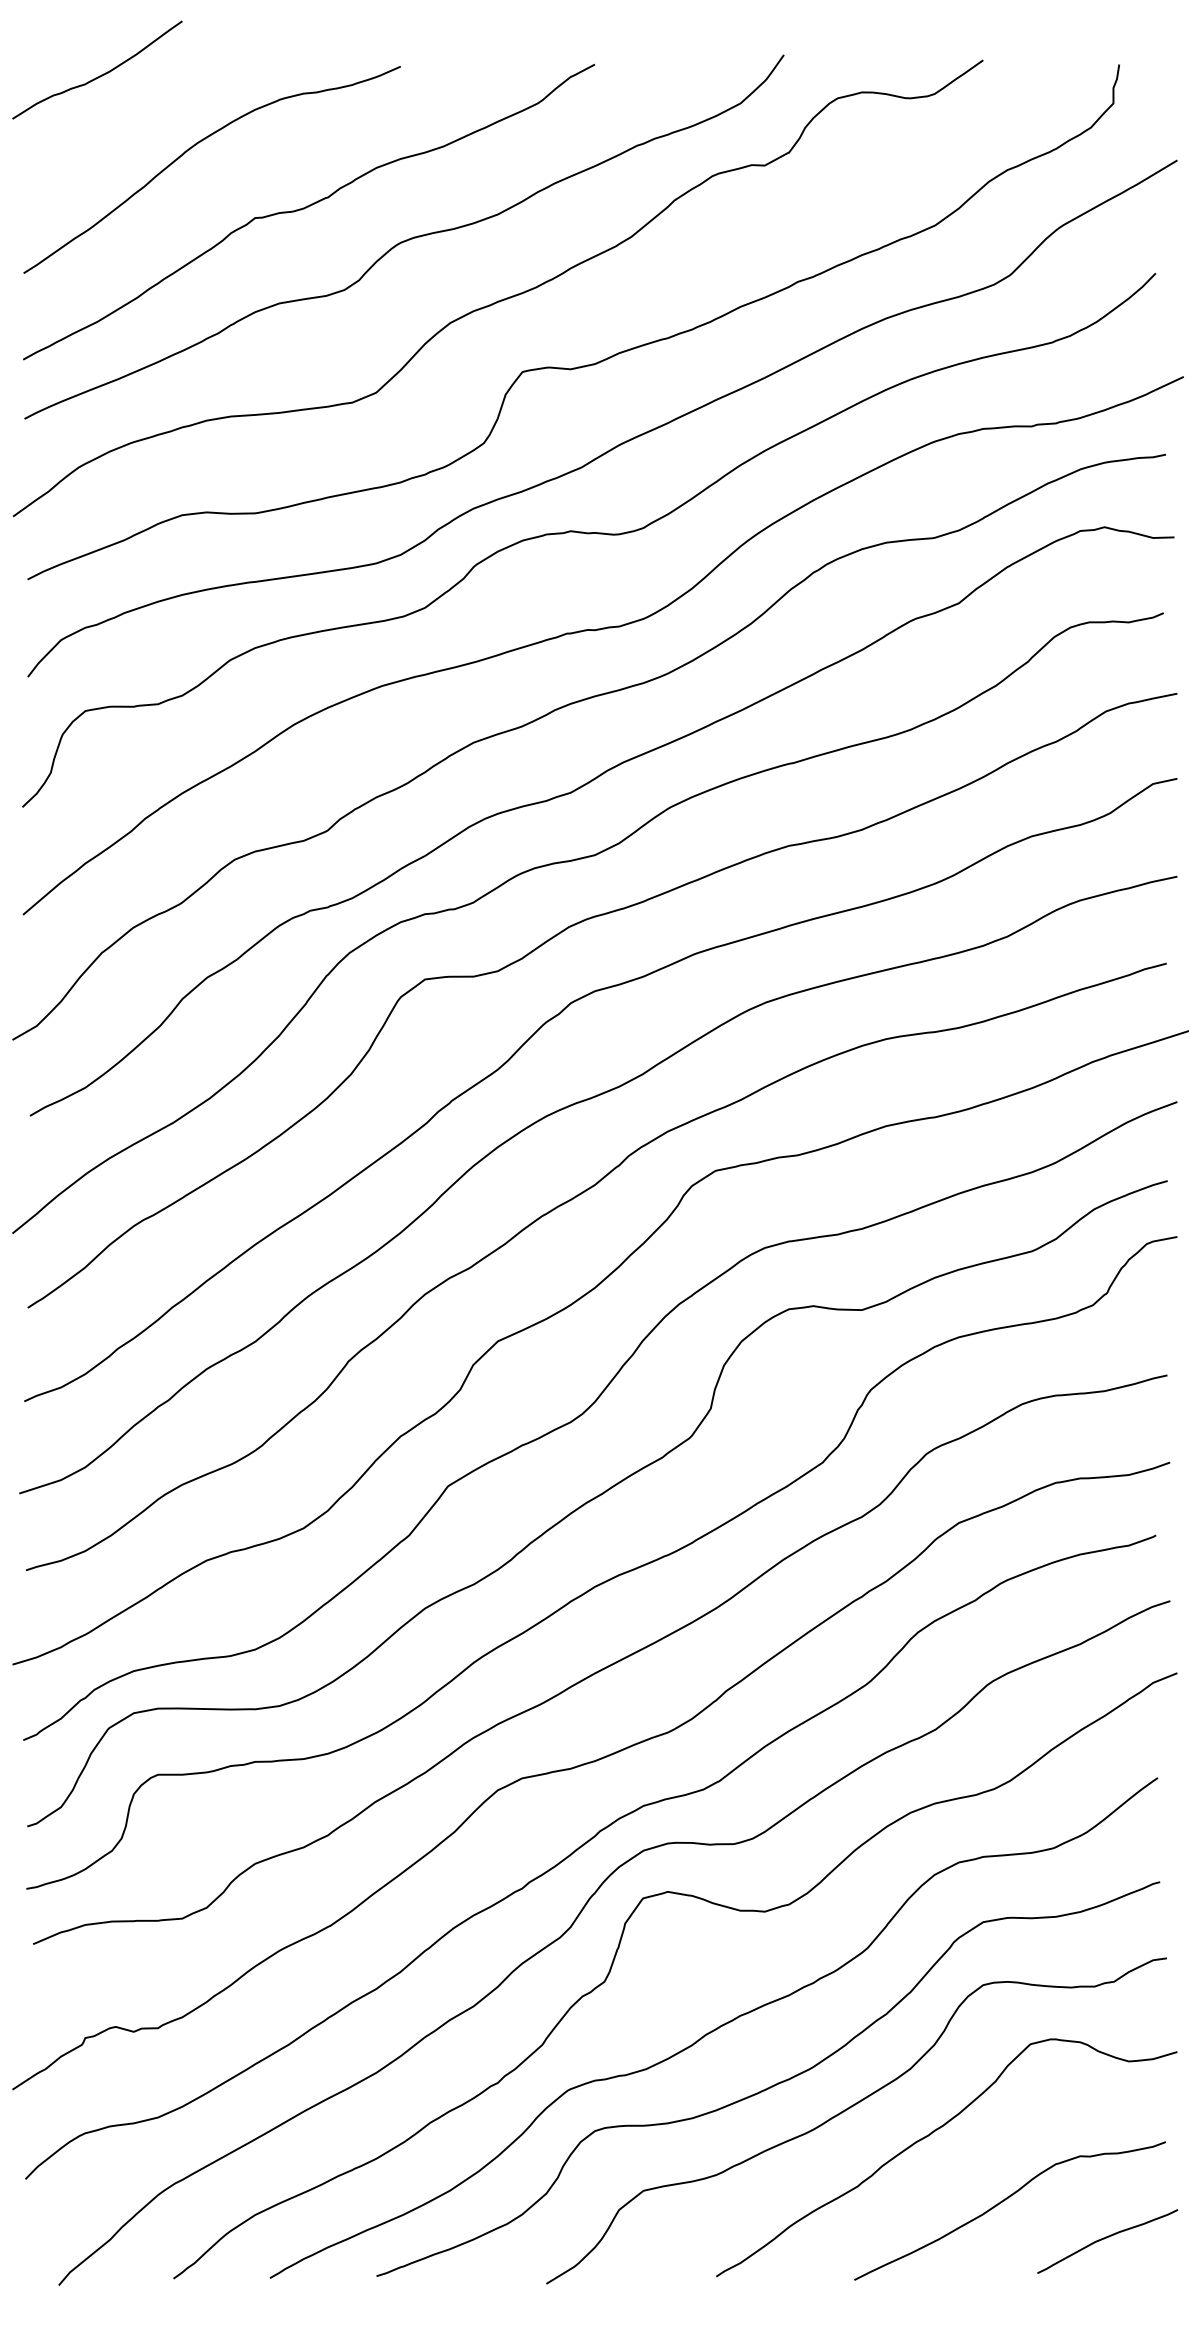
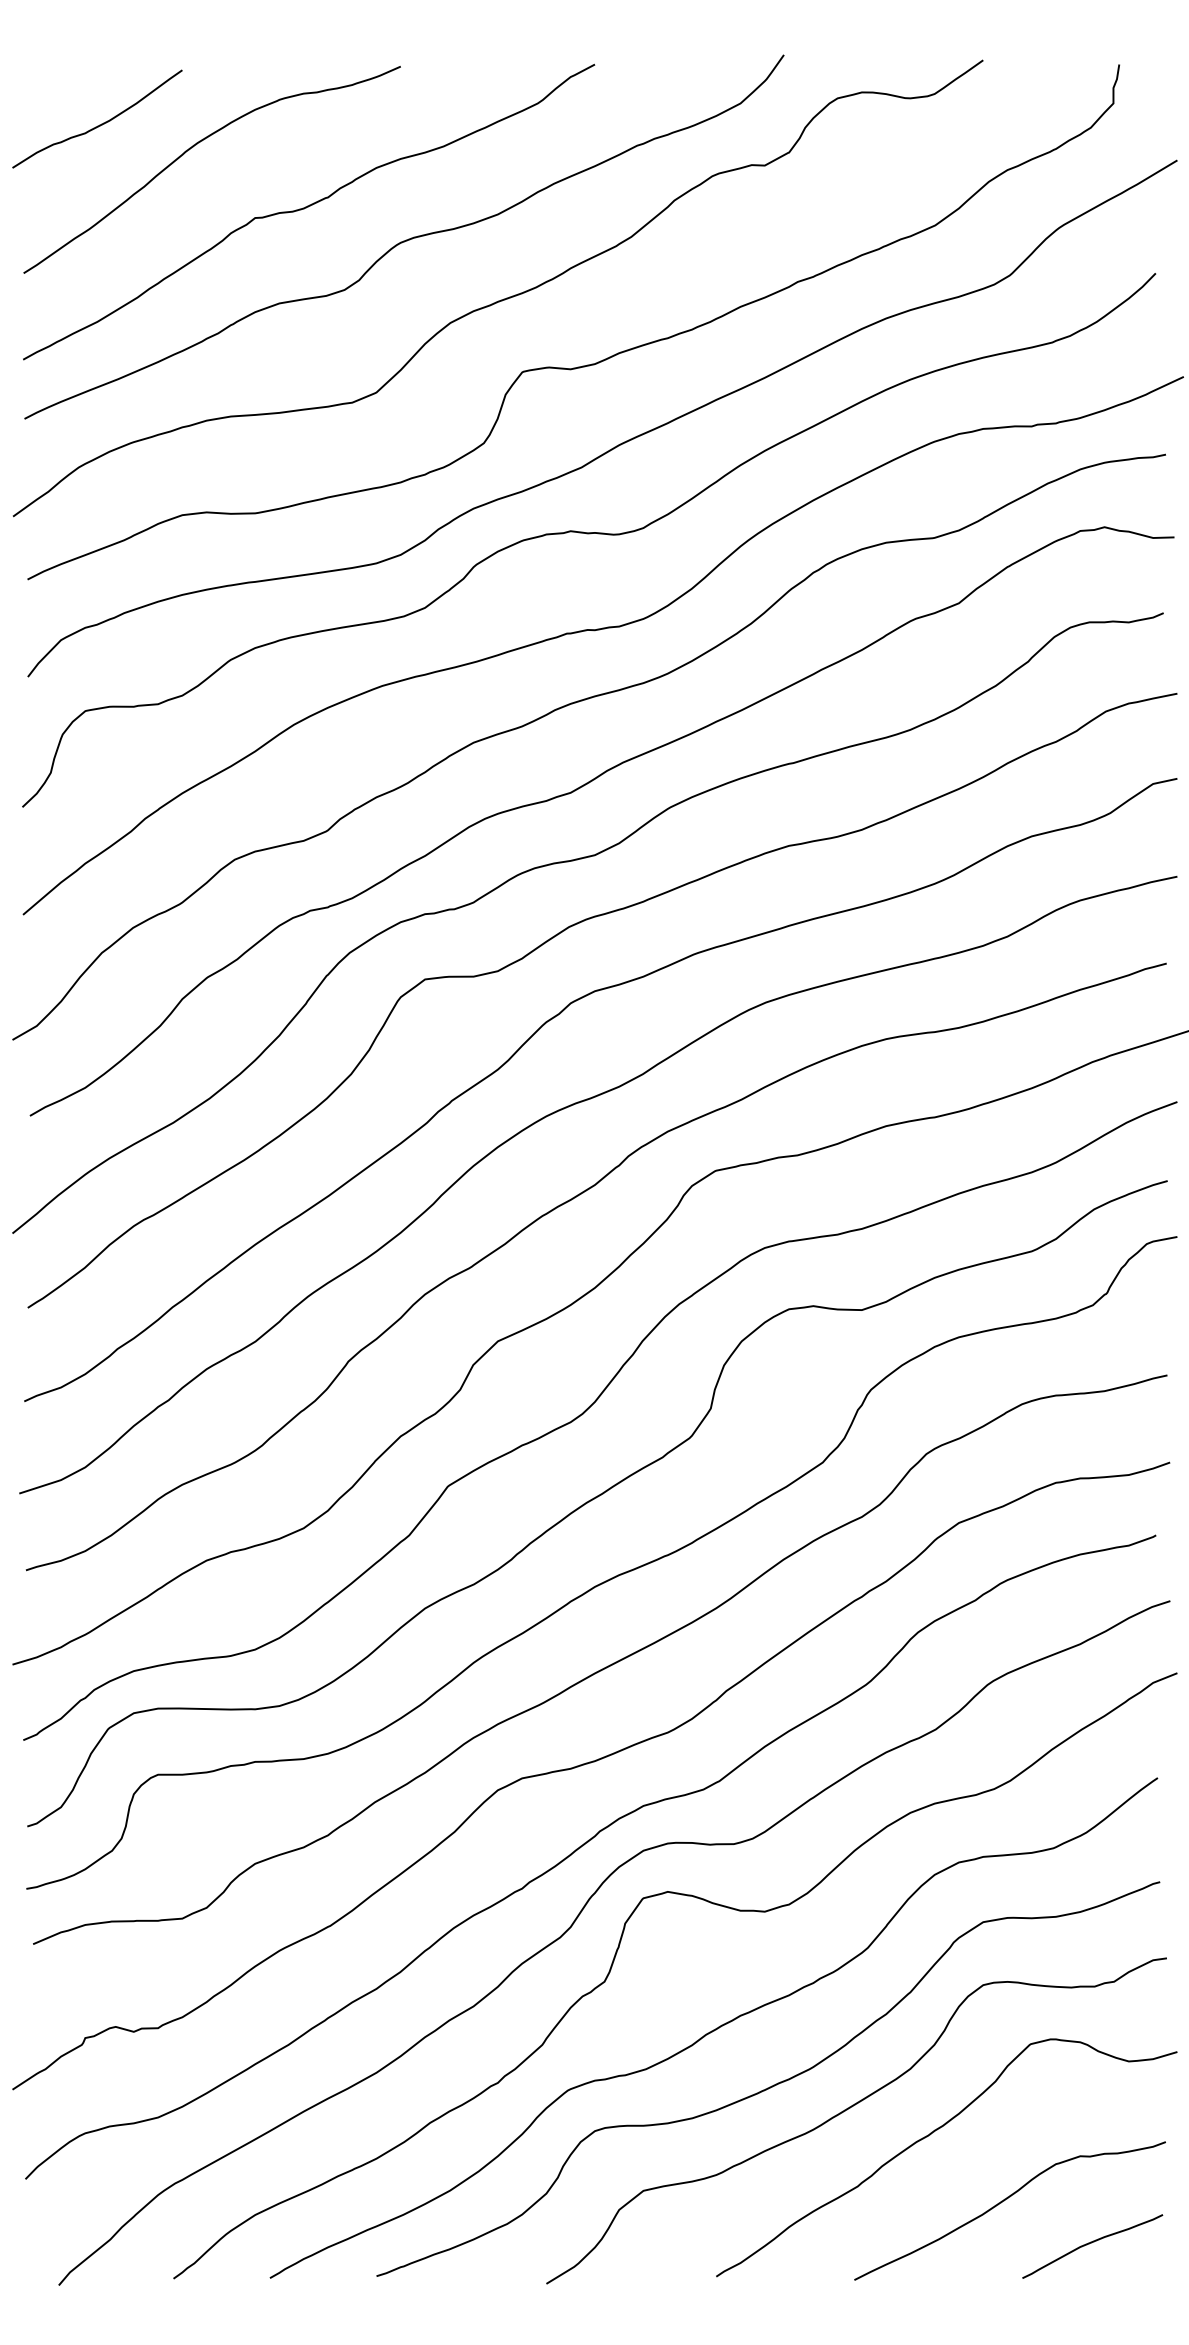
curve position: (99, 75) -> (99, 124) (99, 124)
curve position: (1106, 2238) -> (1091, 2243) (1091, 2243)
